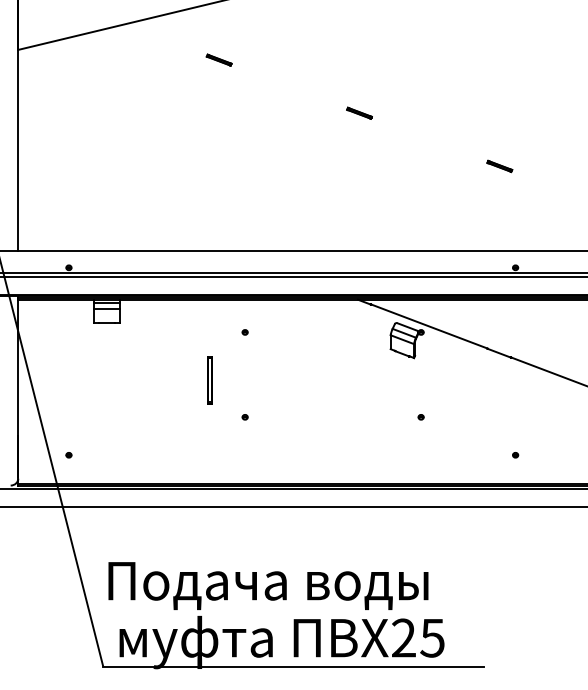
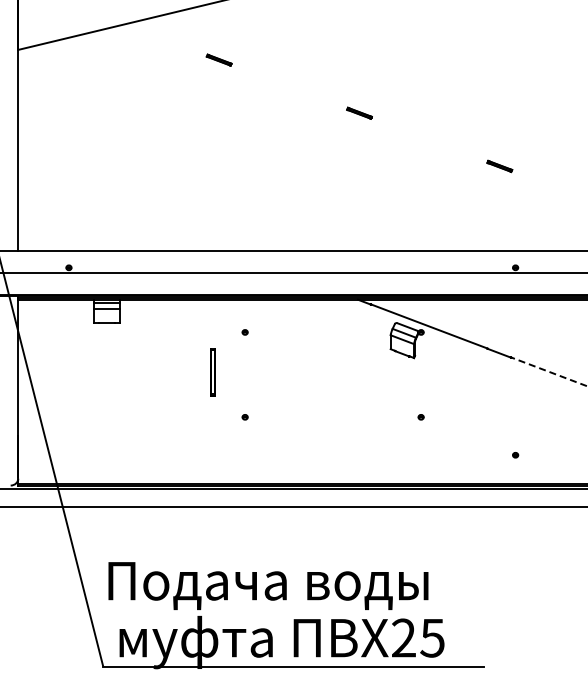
line: present -> none (293, 276)
line: solid -> dashed (549, 371)
part position: (209, 380) -> (212, 372) (212, 372)
part: present -> none (68, 455)
